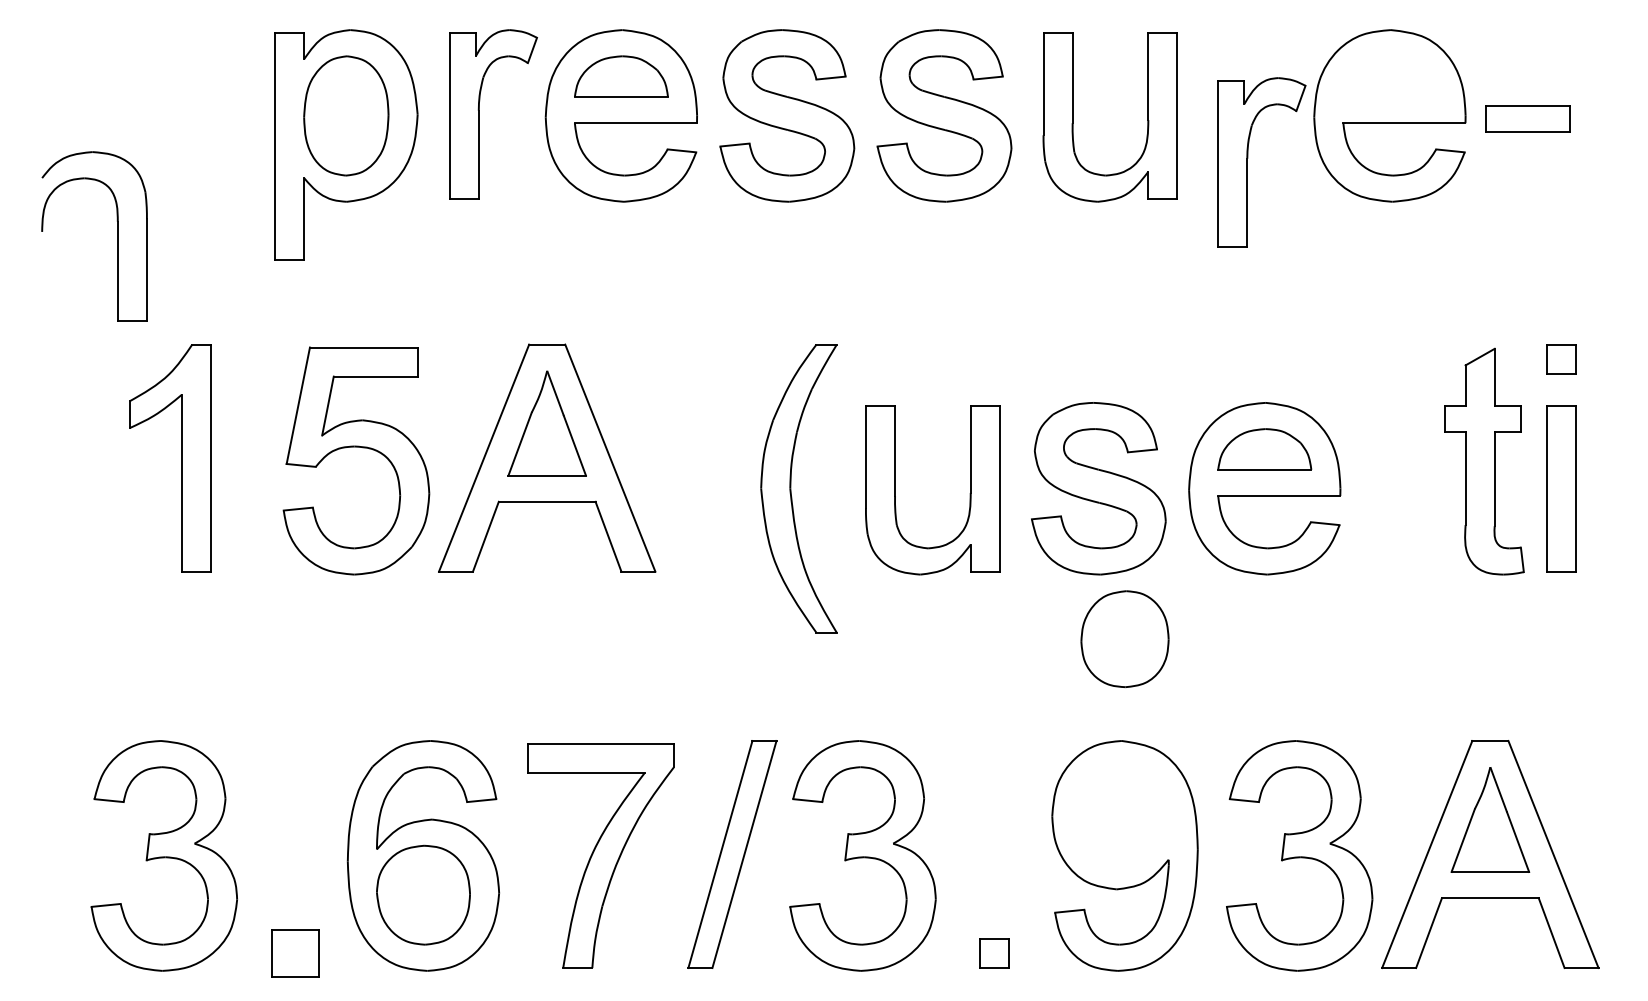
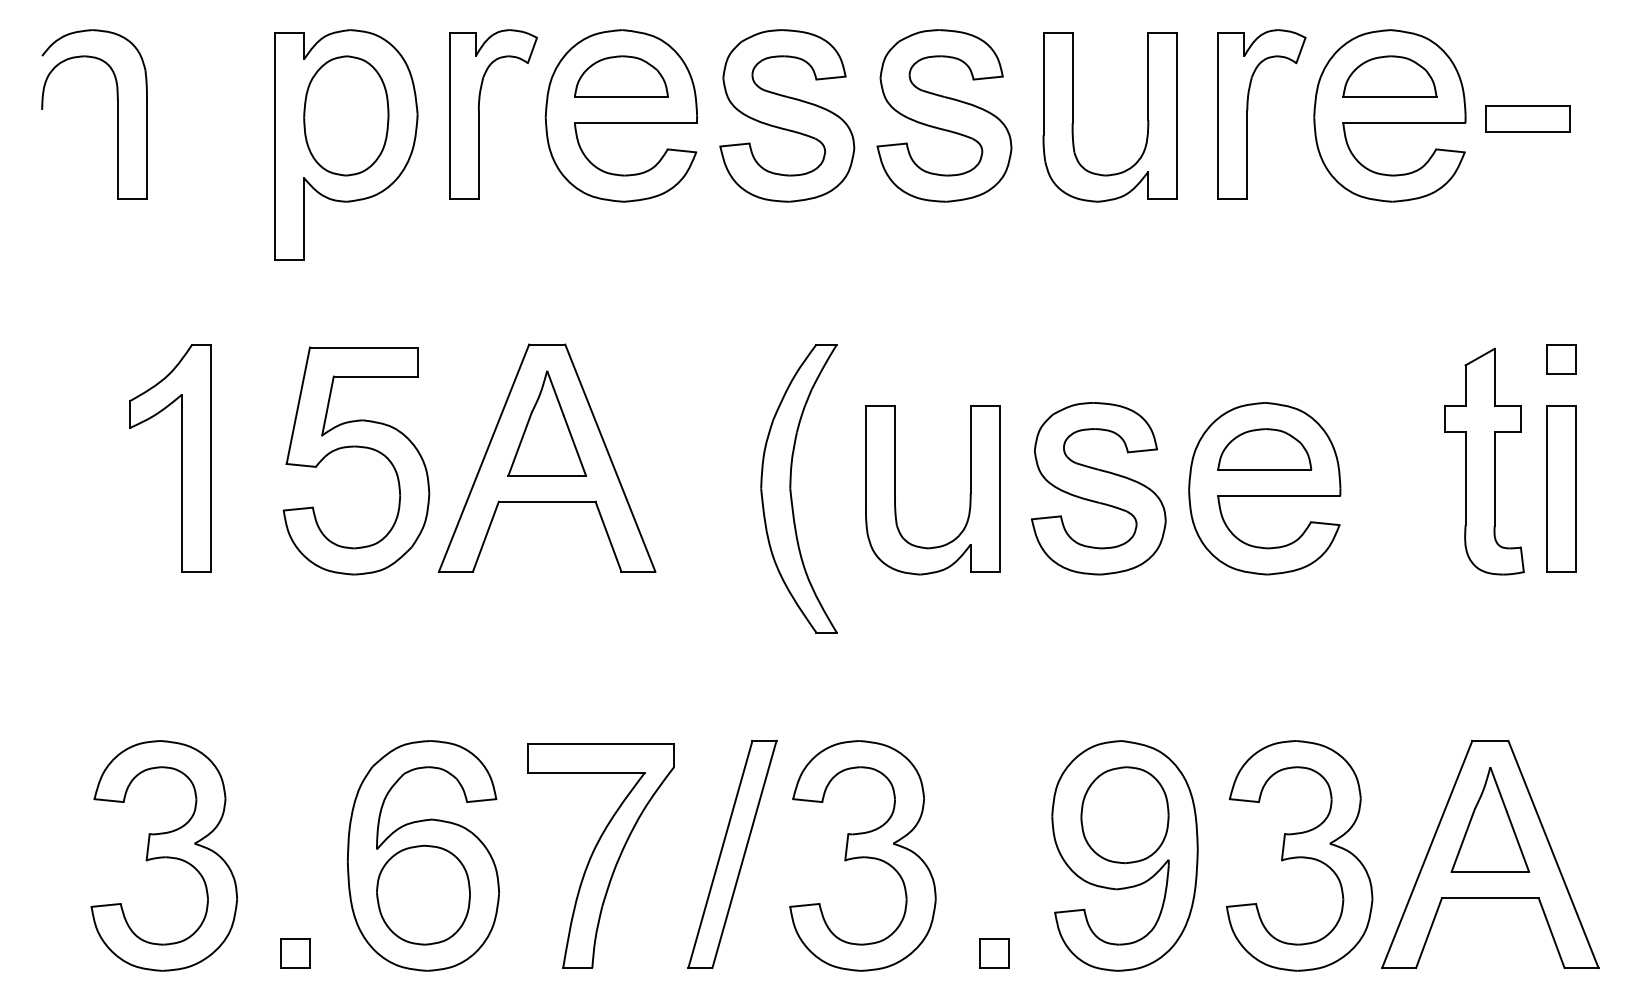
part: none -> present (1389, 76)
part position: (1248, 158) -> (1248, 110) (1248, 110)
part position: (117, 236) -> (117, 114) (117, 114)
part position: (1124, 639) -> (1124, 815) (1124, 815)
part size: 49x49 px -> 31x31 px (295, 953)
